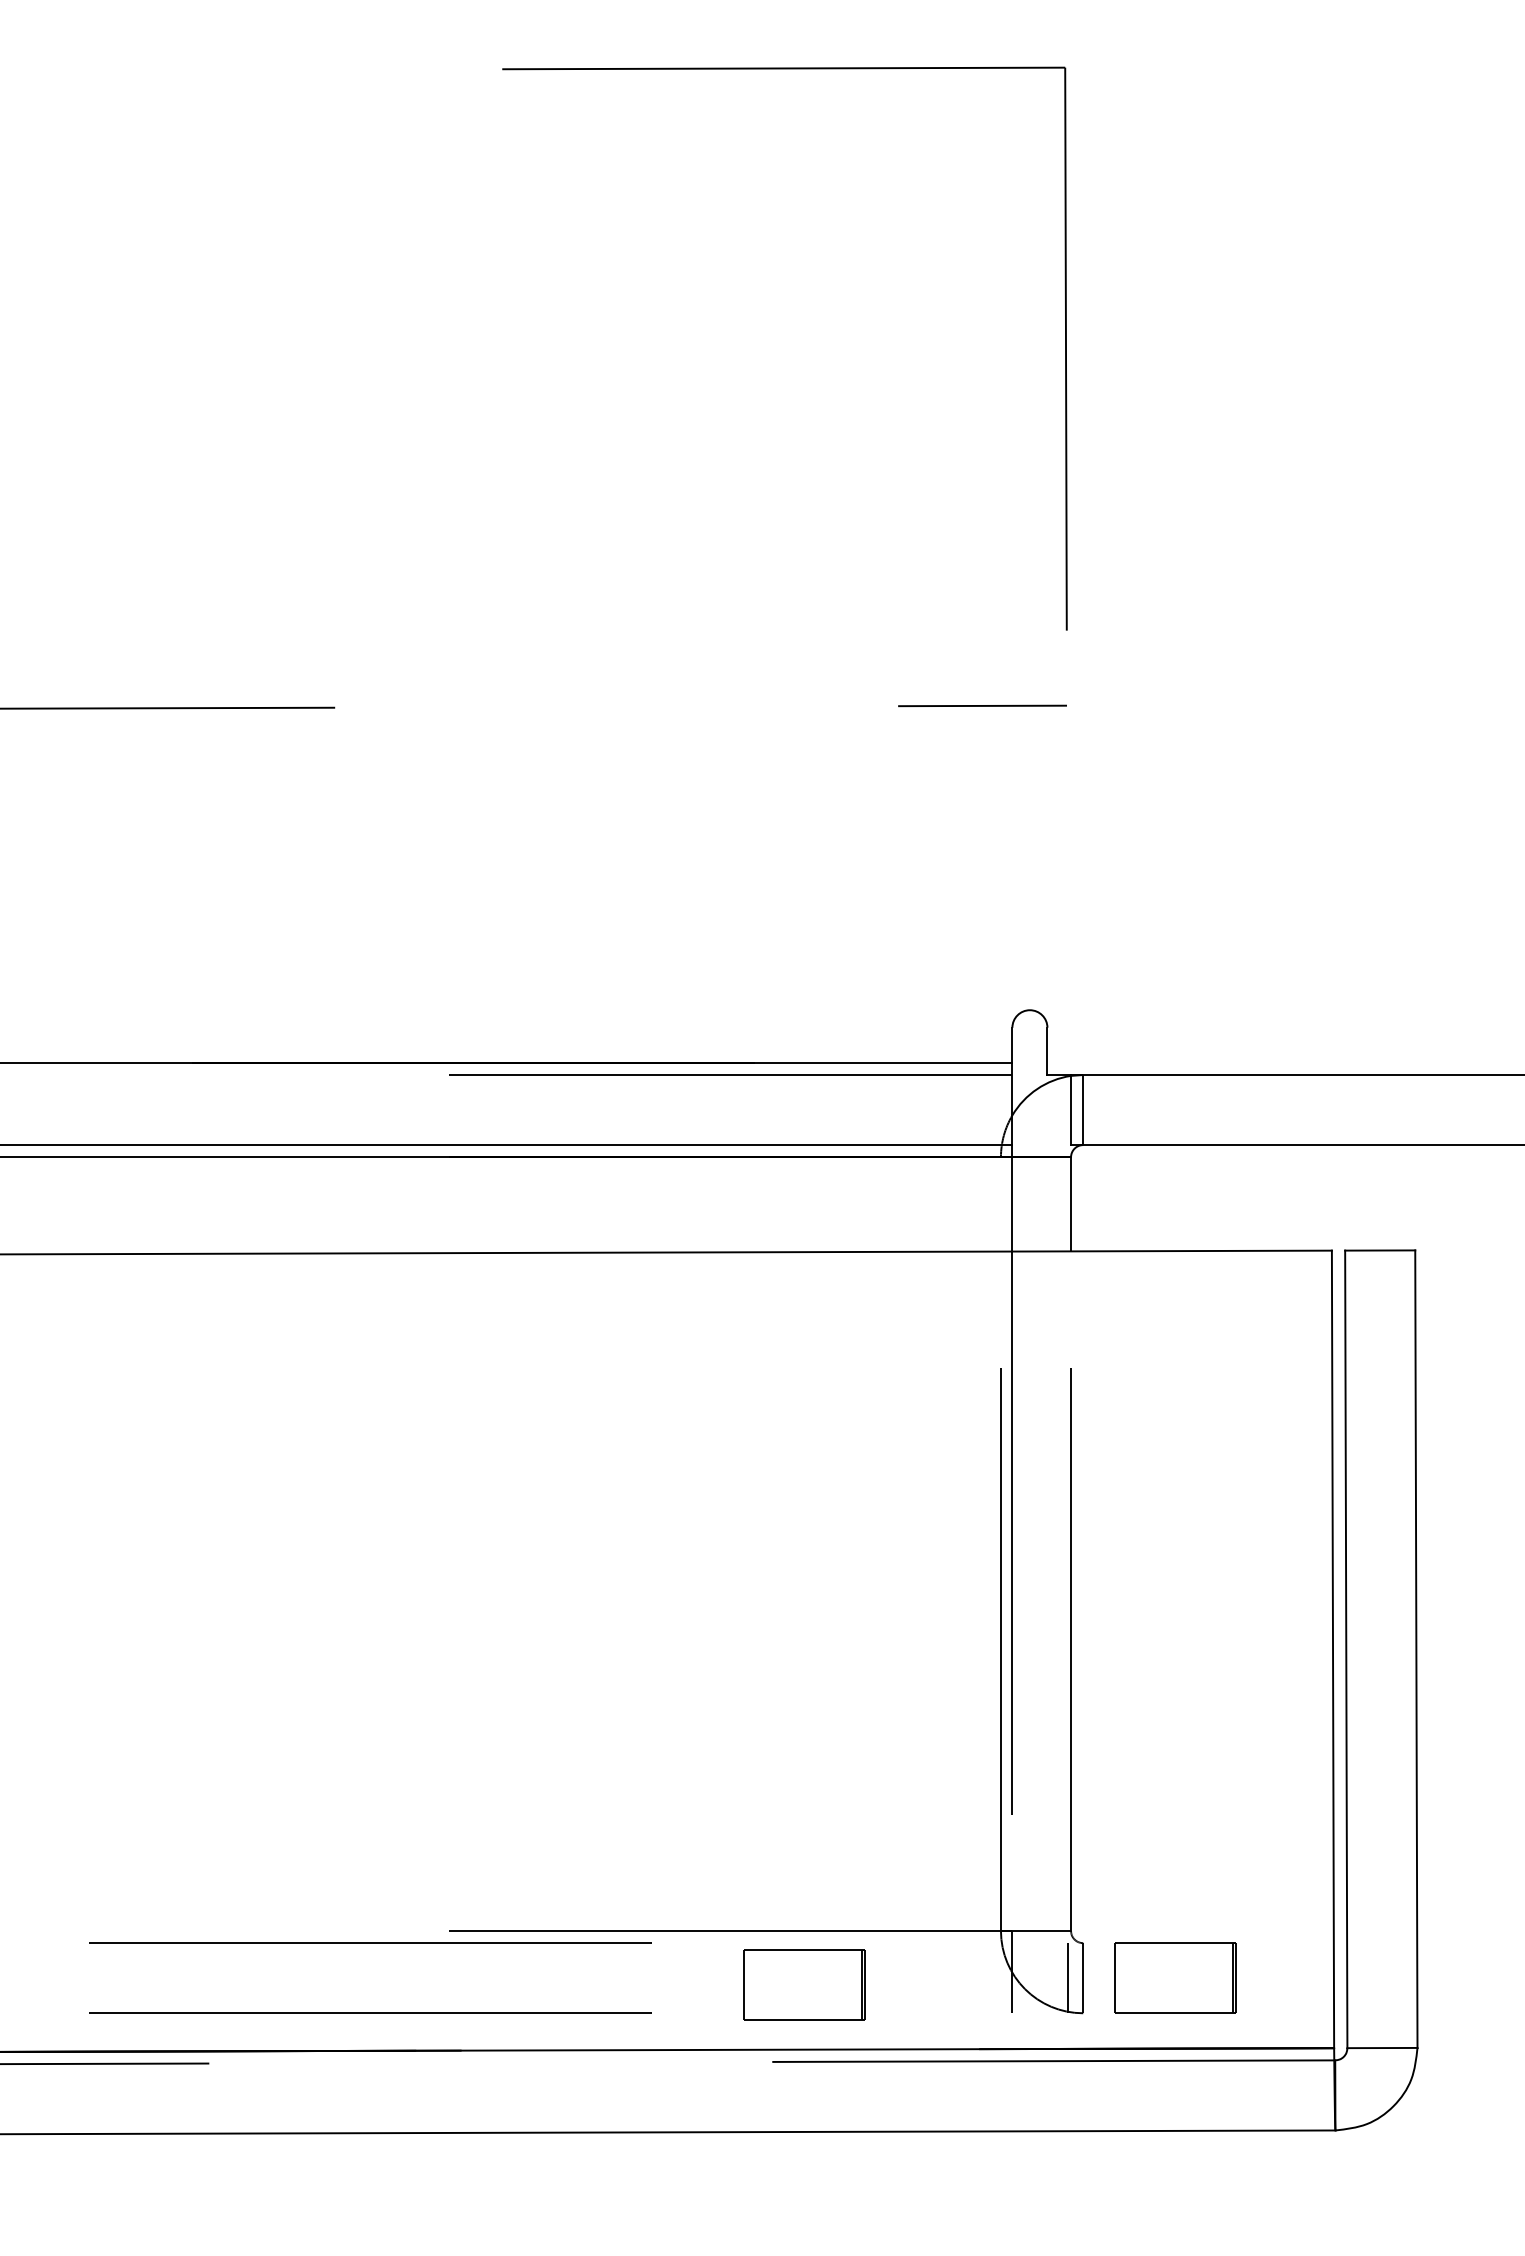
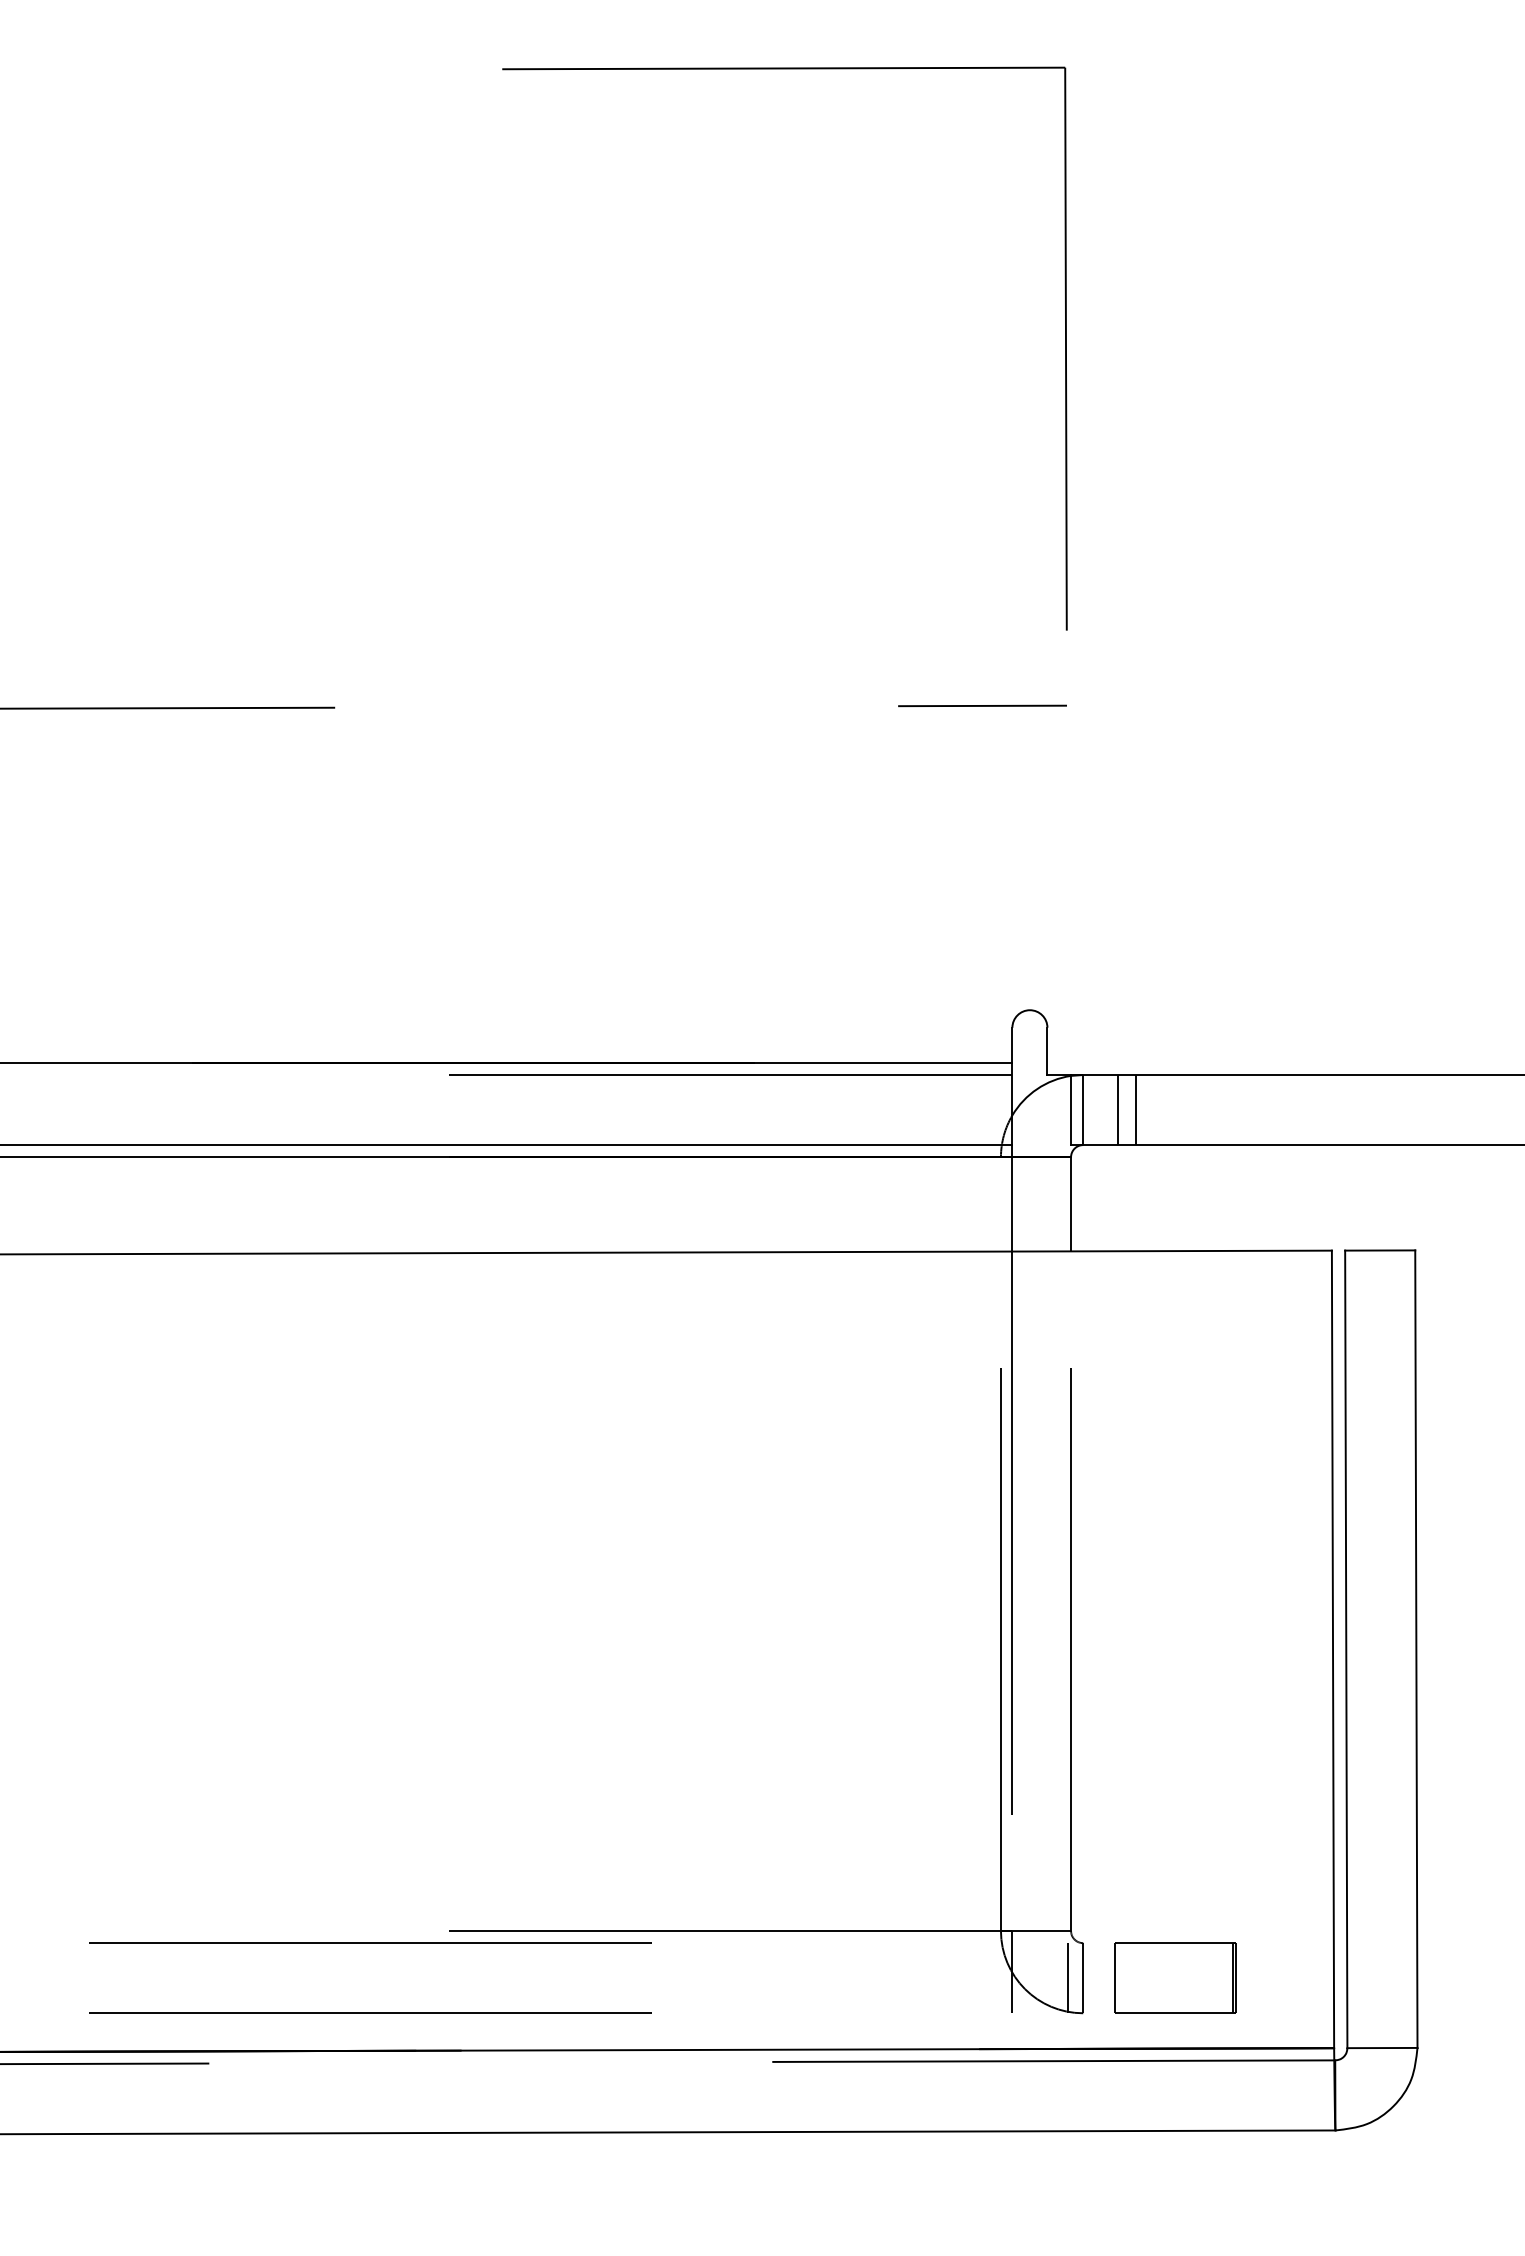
line: none -> present (1118, 1109)
line: none -> present (1135, 1109)
part: present -> none (804, 1984)
